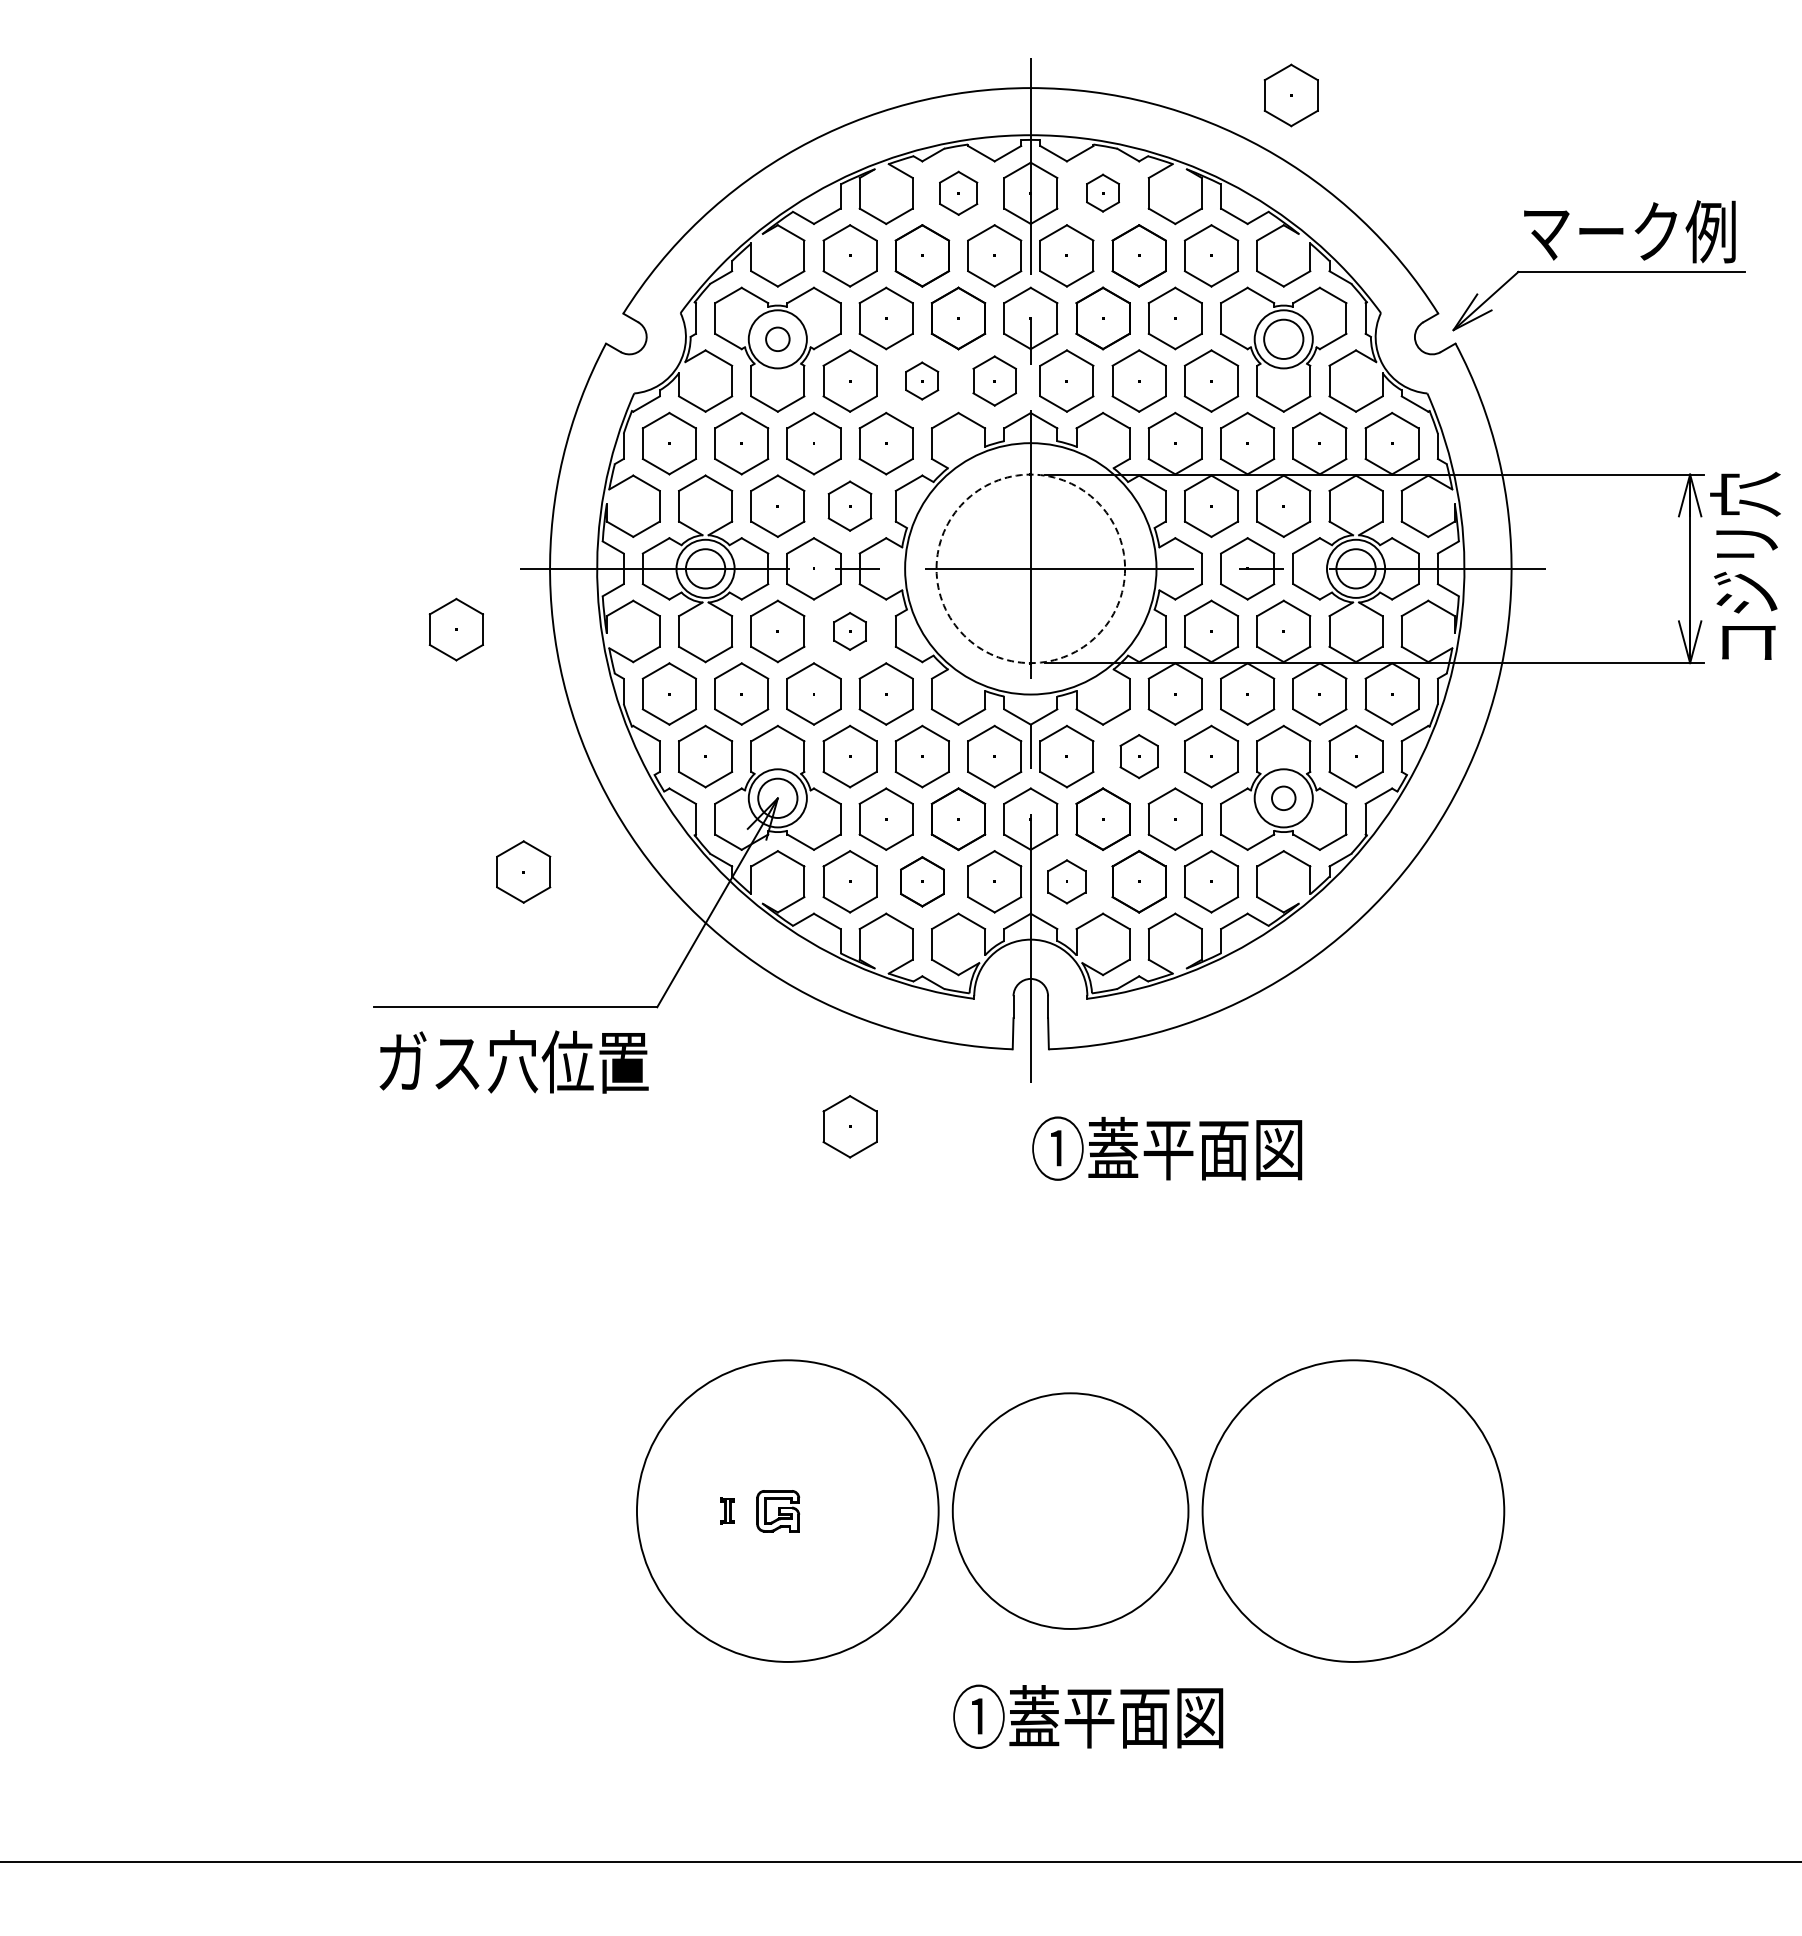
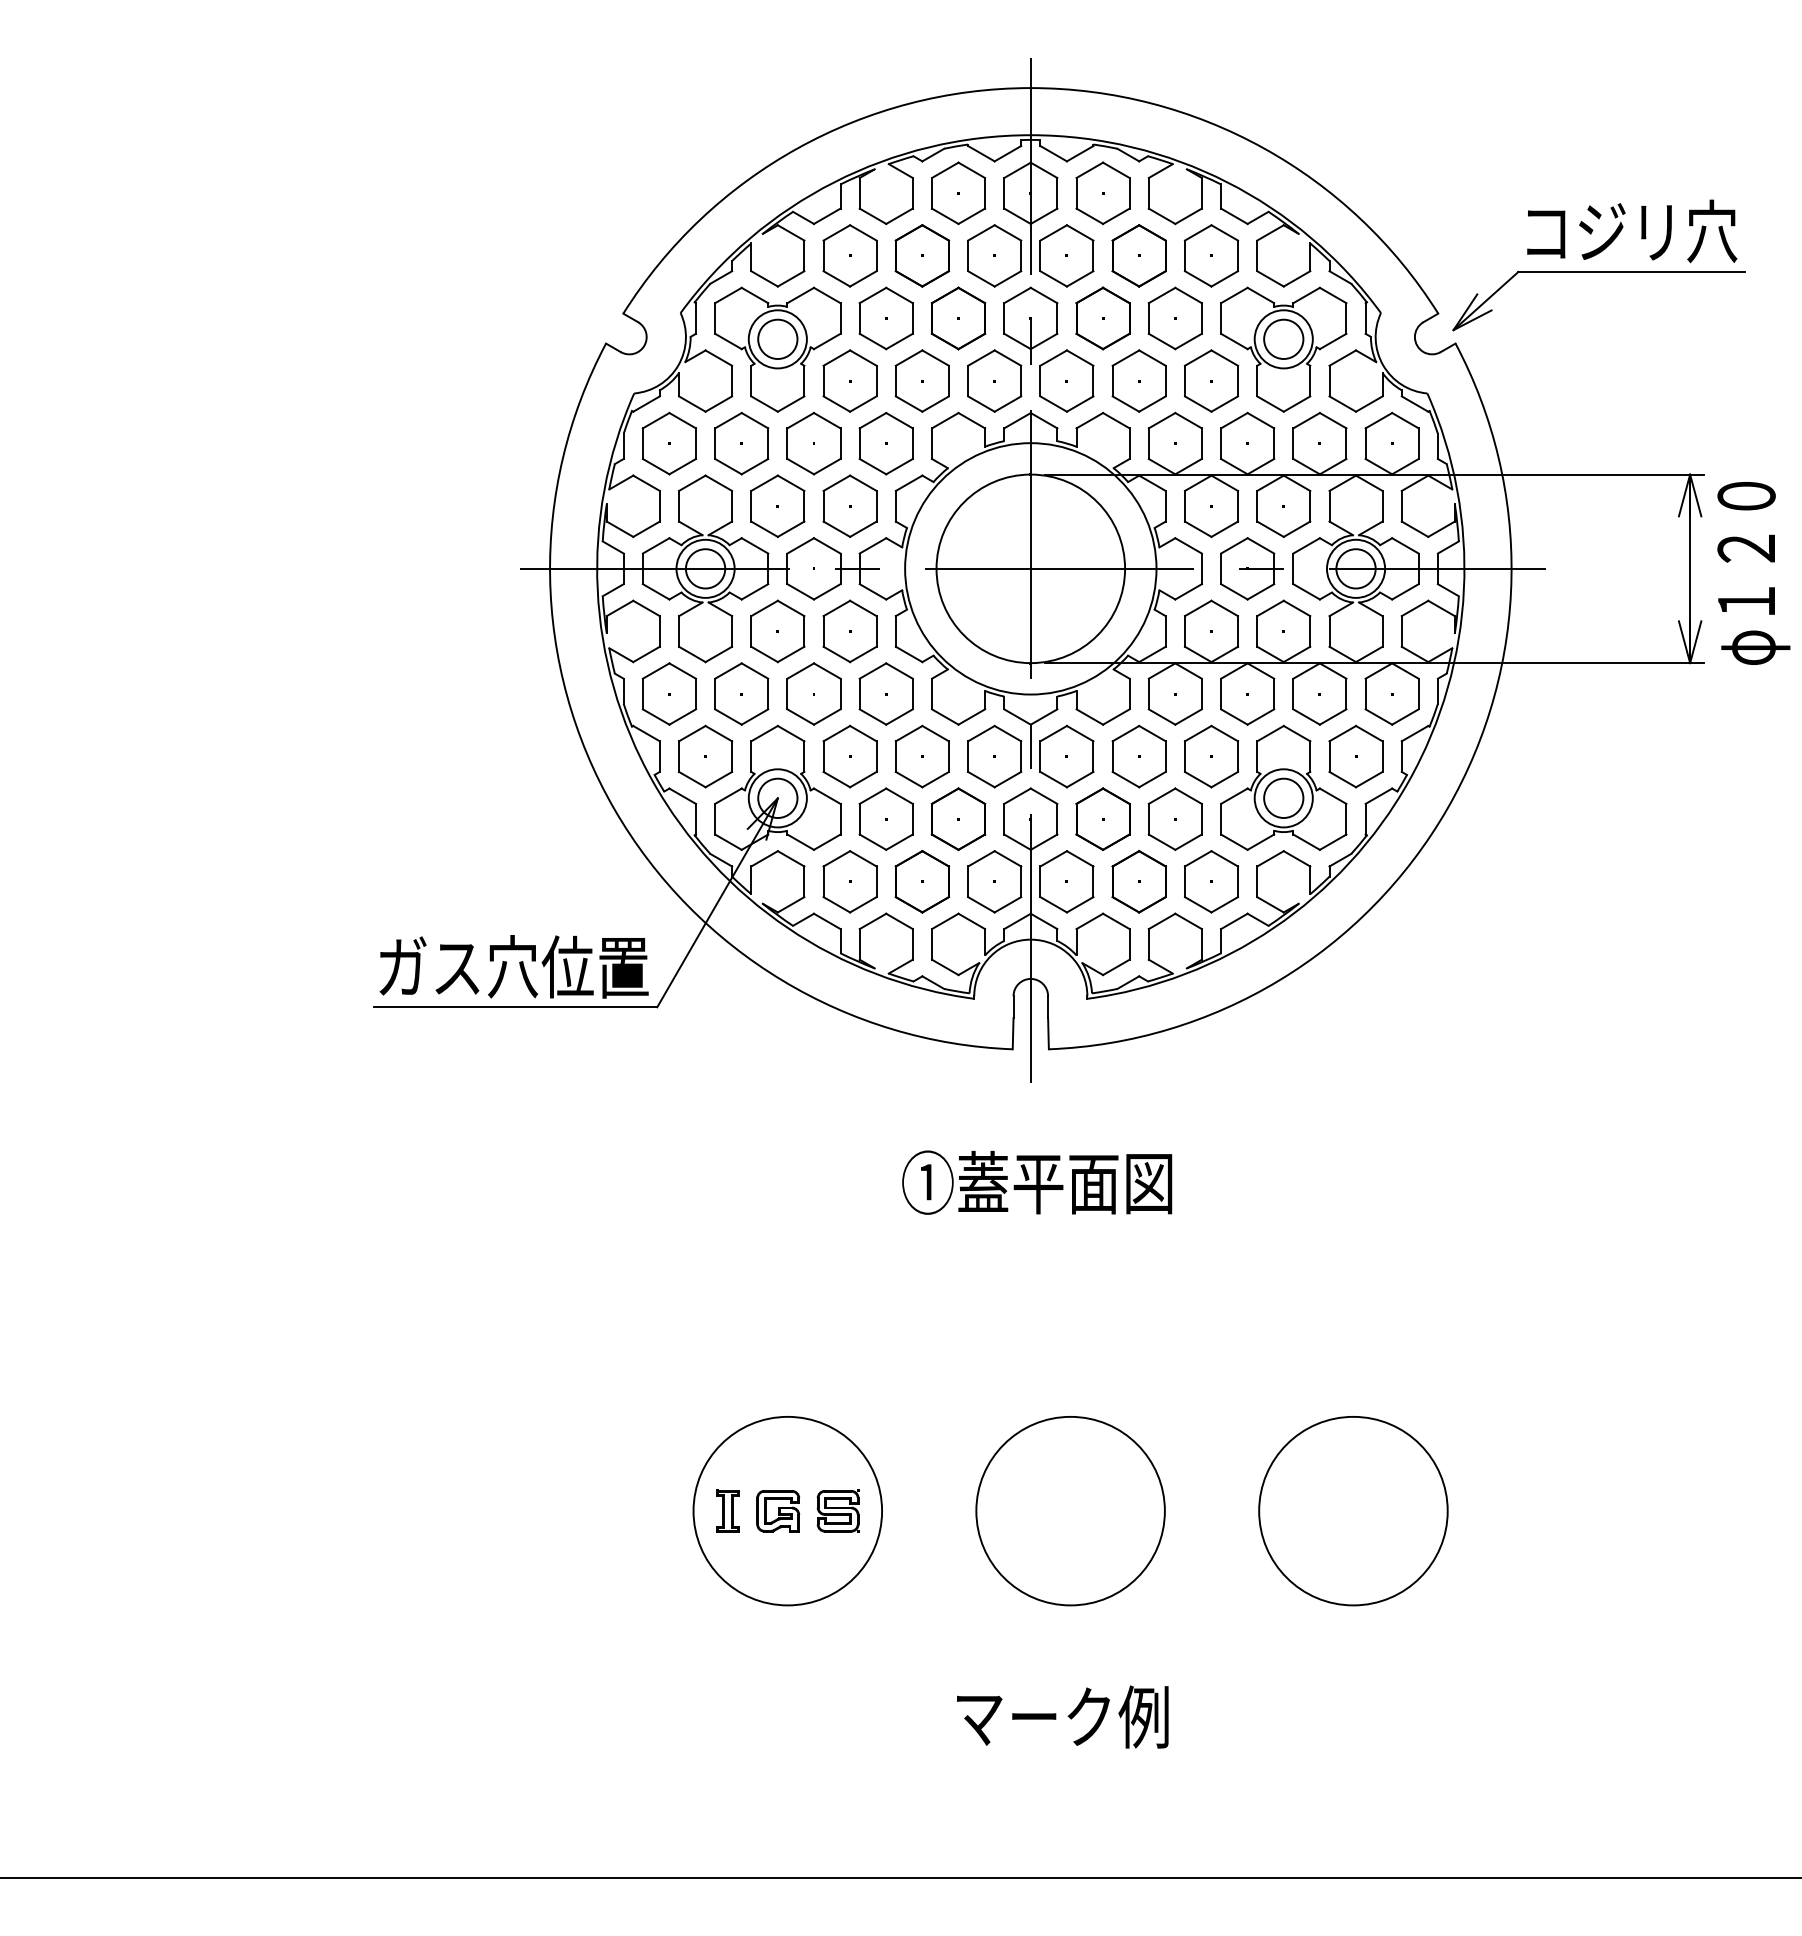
part: present -> none (1290, 95)
part size: 40x46 px -> 56x65 px (958, 193)
part size: 34x40 px -> 56x64 px (1102, 192)
text: マーク例 -> コジリ穴 (1630, 231)
circle diameter: 24 px -> 39 px (777, 339)
part size: 35x40 px -> 56x64 px (921, 380)
part size: 45x52 px -> 56x64 px (994, 380)
part size: 46x52 px -> 56x64 px (849, 505)
circle: dashed -> solid (1030, 568)
text: コジリ穴 -> φ１２０ (1750, 568)
part: present -> none (455, 629)
part size: 34x39 px -> 56x65 px (849, 631)
part size: 40x46 px -> 56x65 px (1138, 756)
circle diameter: 24 px -> 39 px (1283, 798)
part: present -> none (523, 871)
part size: 45x52 px -> 57x64 px (922, 881)
part size: 40x46 px -> 56x64 px (1066, 881)
text position: (513, 1061) -> (513, 966) (513, 966)
part: present -> none (849, 1126)
text position: (1167, 1148) -> (1037, 1182) (1037, 1182)
part size: 15x28 px -> 24x44 px (727, 1510)
circle diameter: 302 px -> 189 px (787, 1510)
part: none -> present (837, 1510)
circle diameter: 236 px -> 189 px (1070, 1510)
circle diameter: 302 px -> 189 px (1353, 1510)
text: ①蓋平面図 -> マーク例 (1088, 1716)
line position: (900, 1861) -> (900, 1877) (900, 1877)
